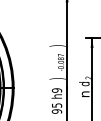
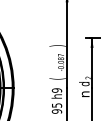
text: ) -> ( (57, 78)
